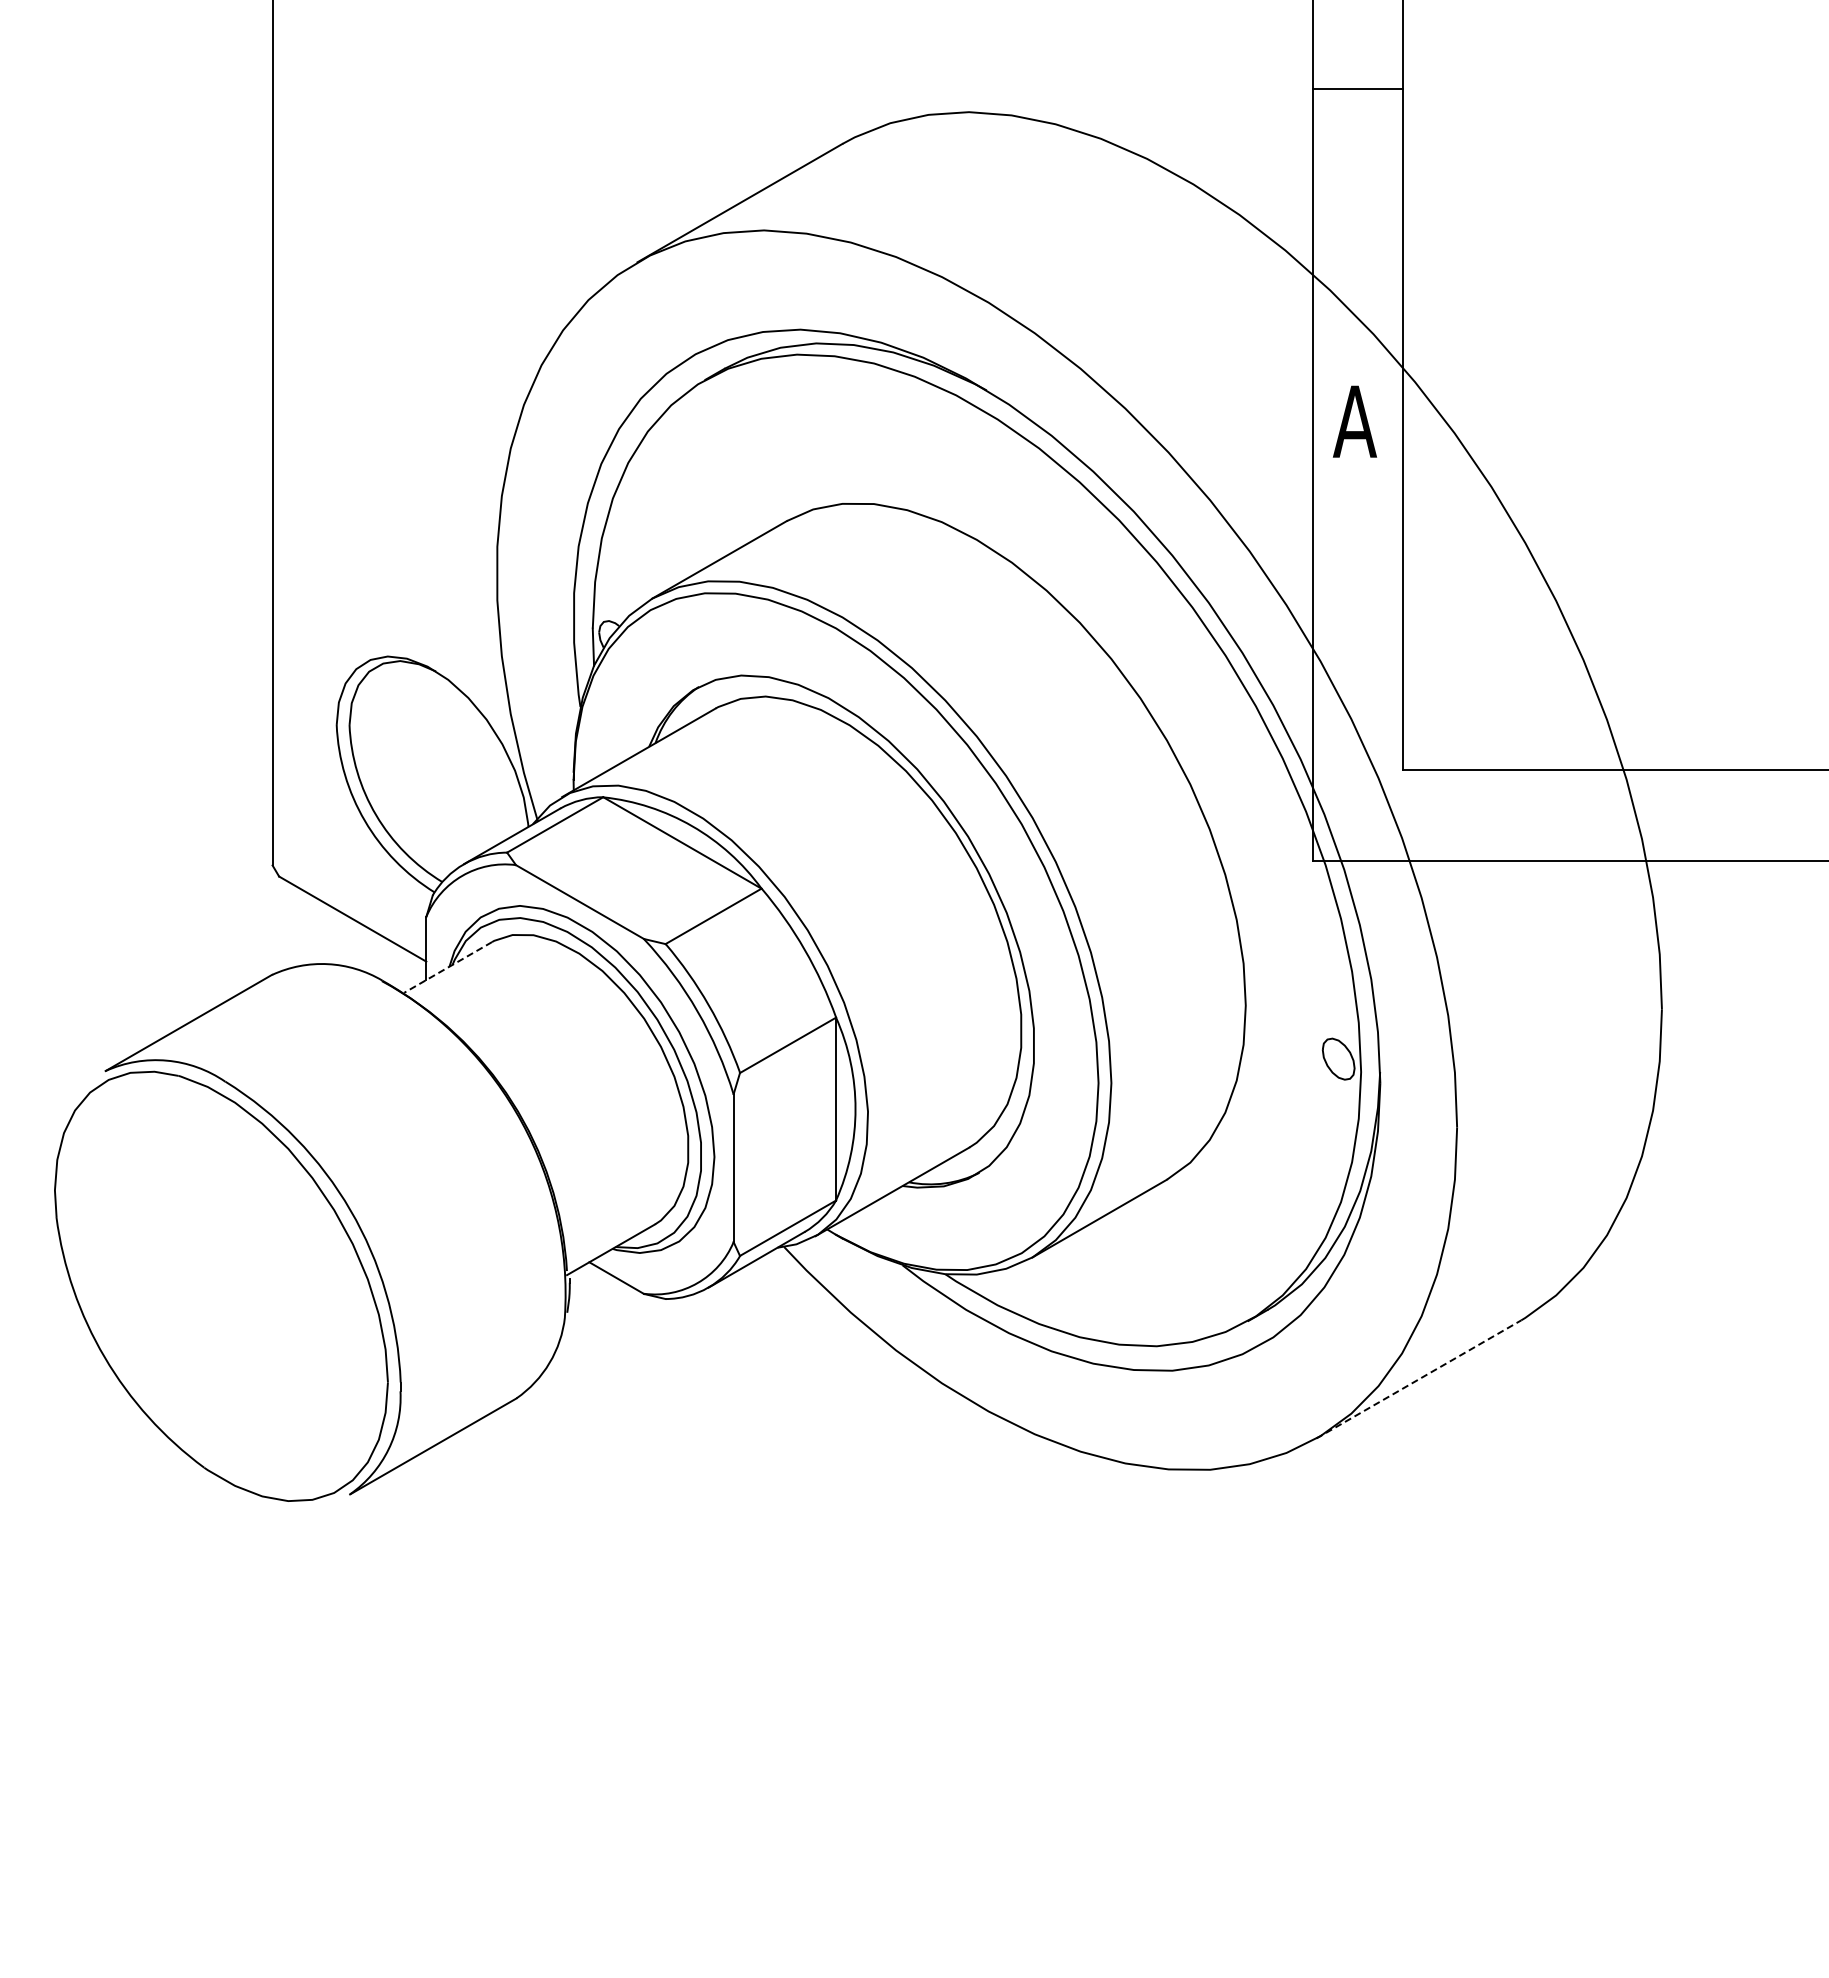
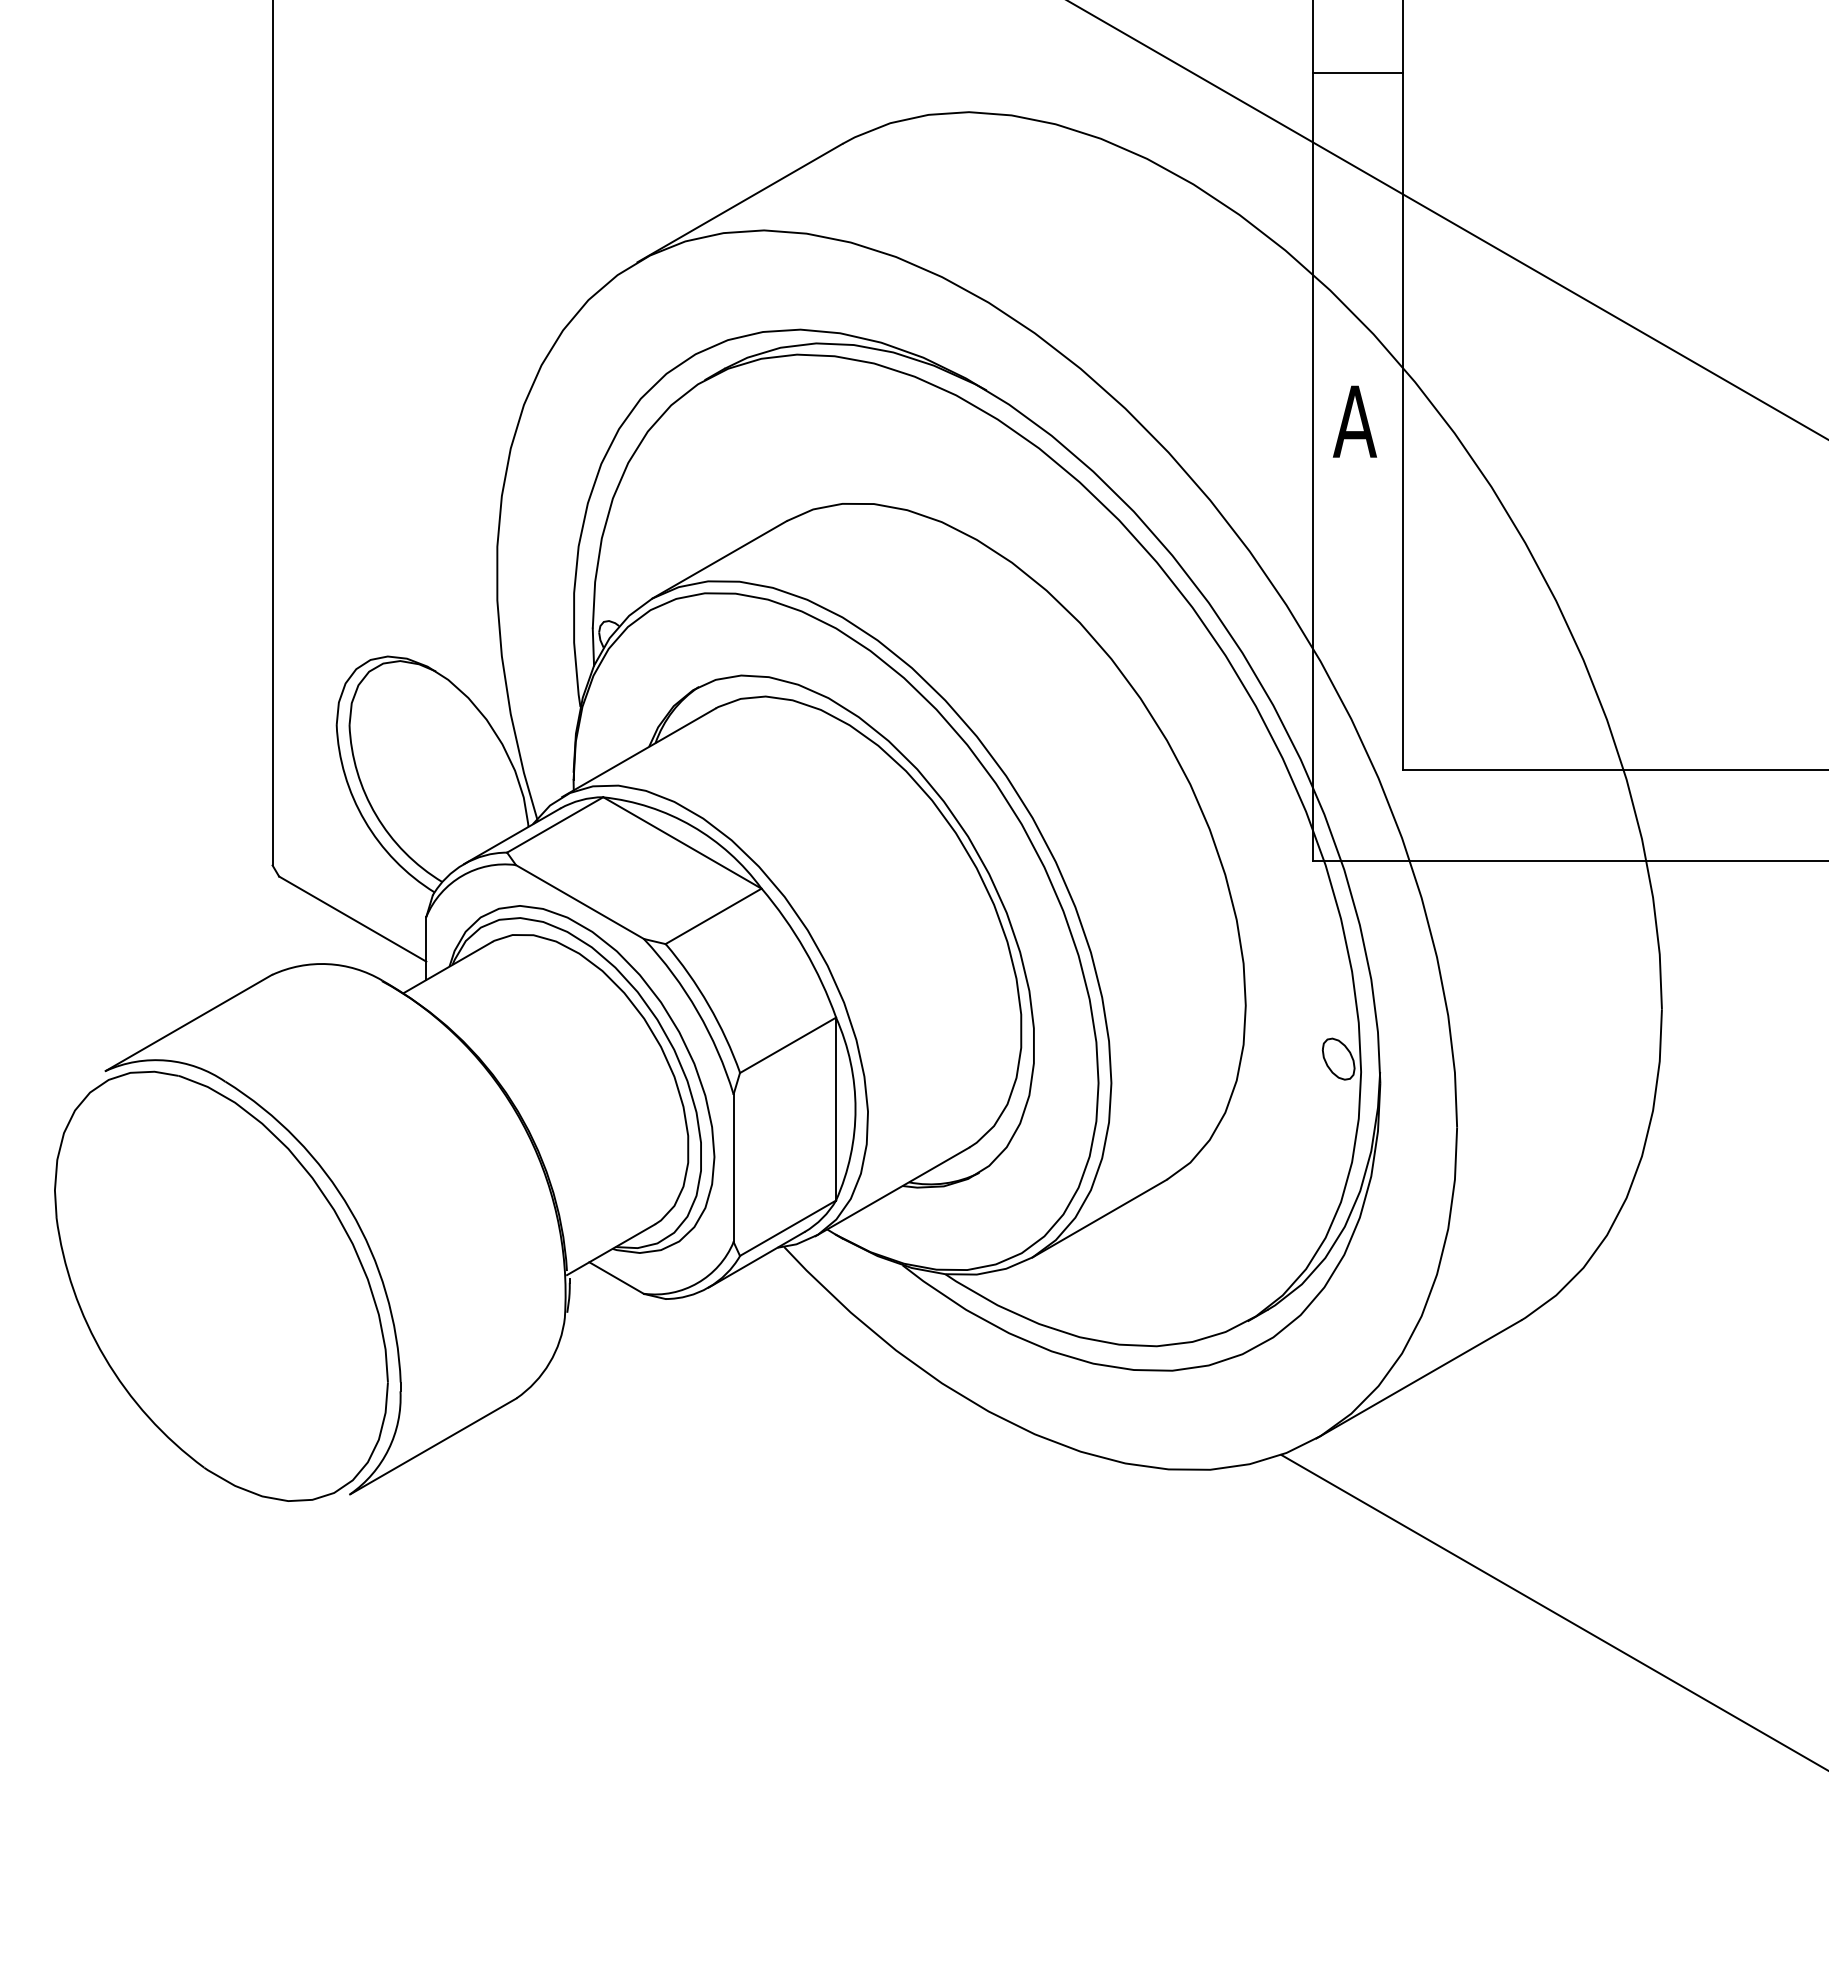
line position: (1357, 88) -> (1357, 72) (1357, 72)
line: none -> present (1447, 220)
line: dashed -> solid (448, 967)
line: dashed -> solid (1419, 1379)
line: none -> present (1553, 1611)
